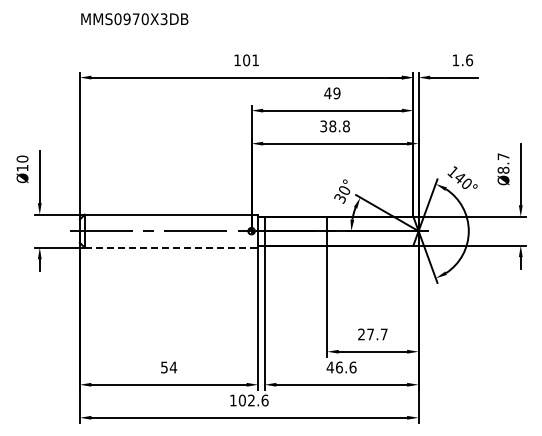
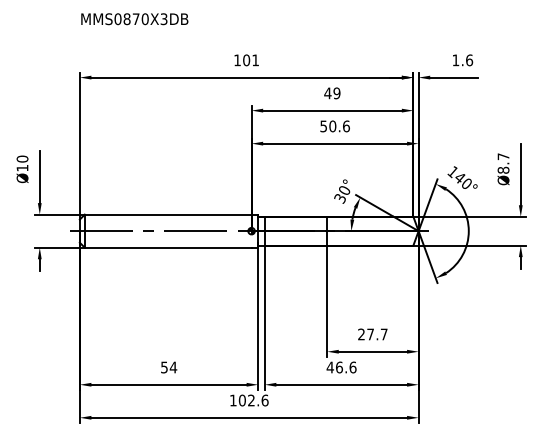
text: MMS0970X3DB -> MMS0870X3DB (126, 19)
text: 38.8 -> 50.6 (334, 126)
line: dashed -> solid (168, 247)
